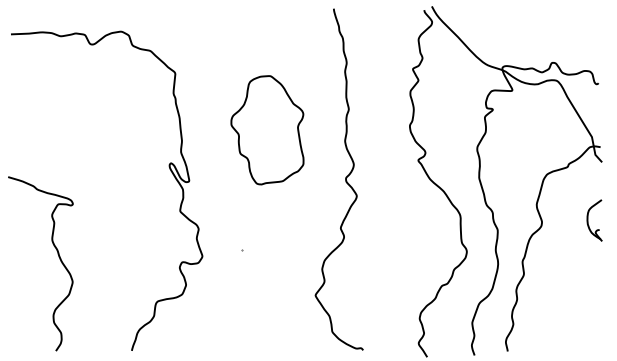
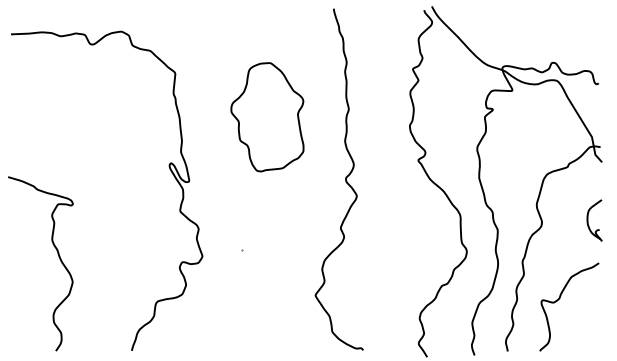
part position: (267, 130) -> (267, 117) (267, 117)
curve: none -> present (560, 298)
